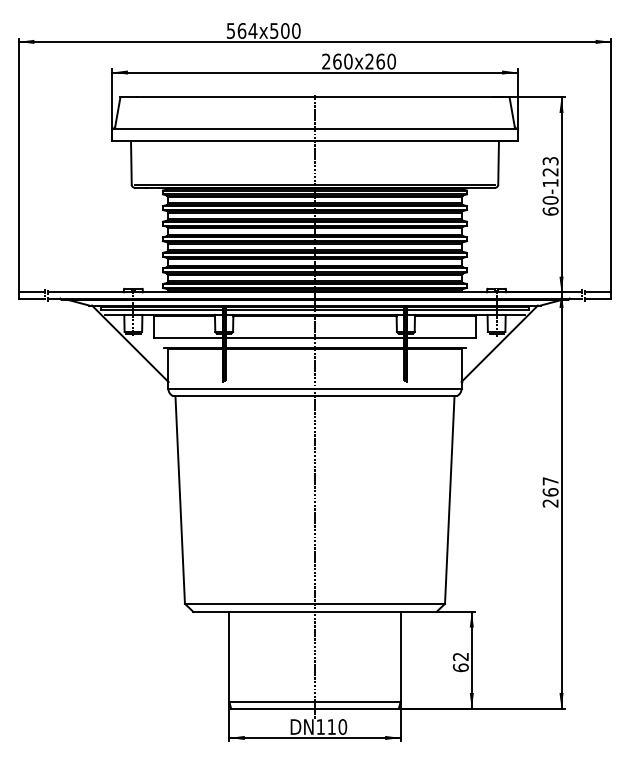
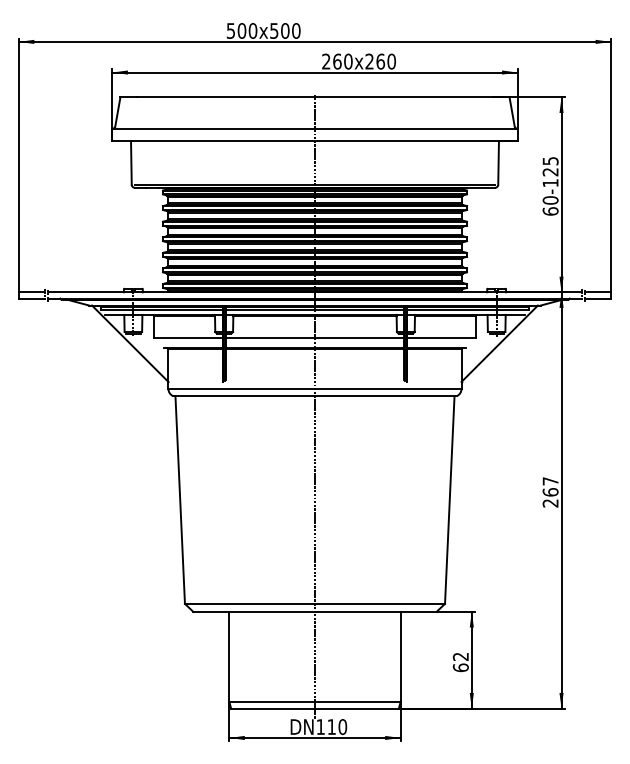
text: 564 -> 500 (247, 30)
text: 123 -> 125 (549, 160)
